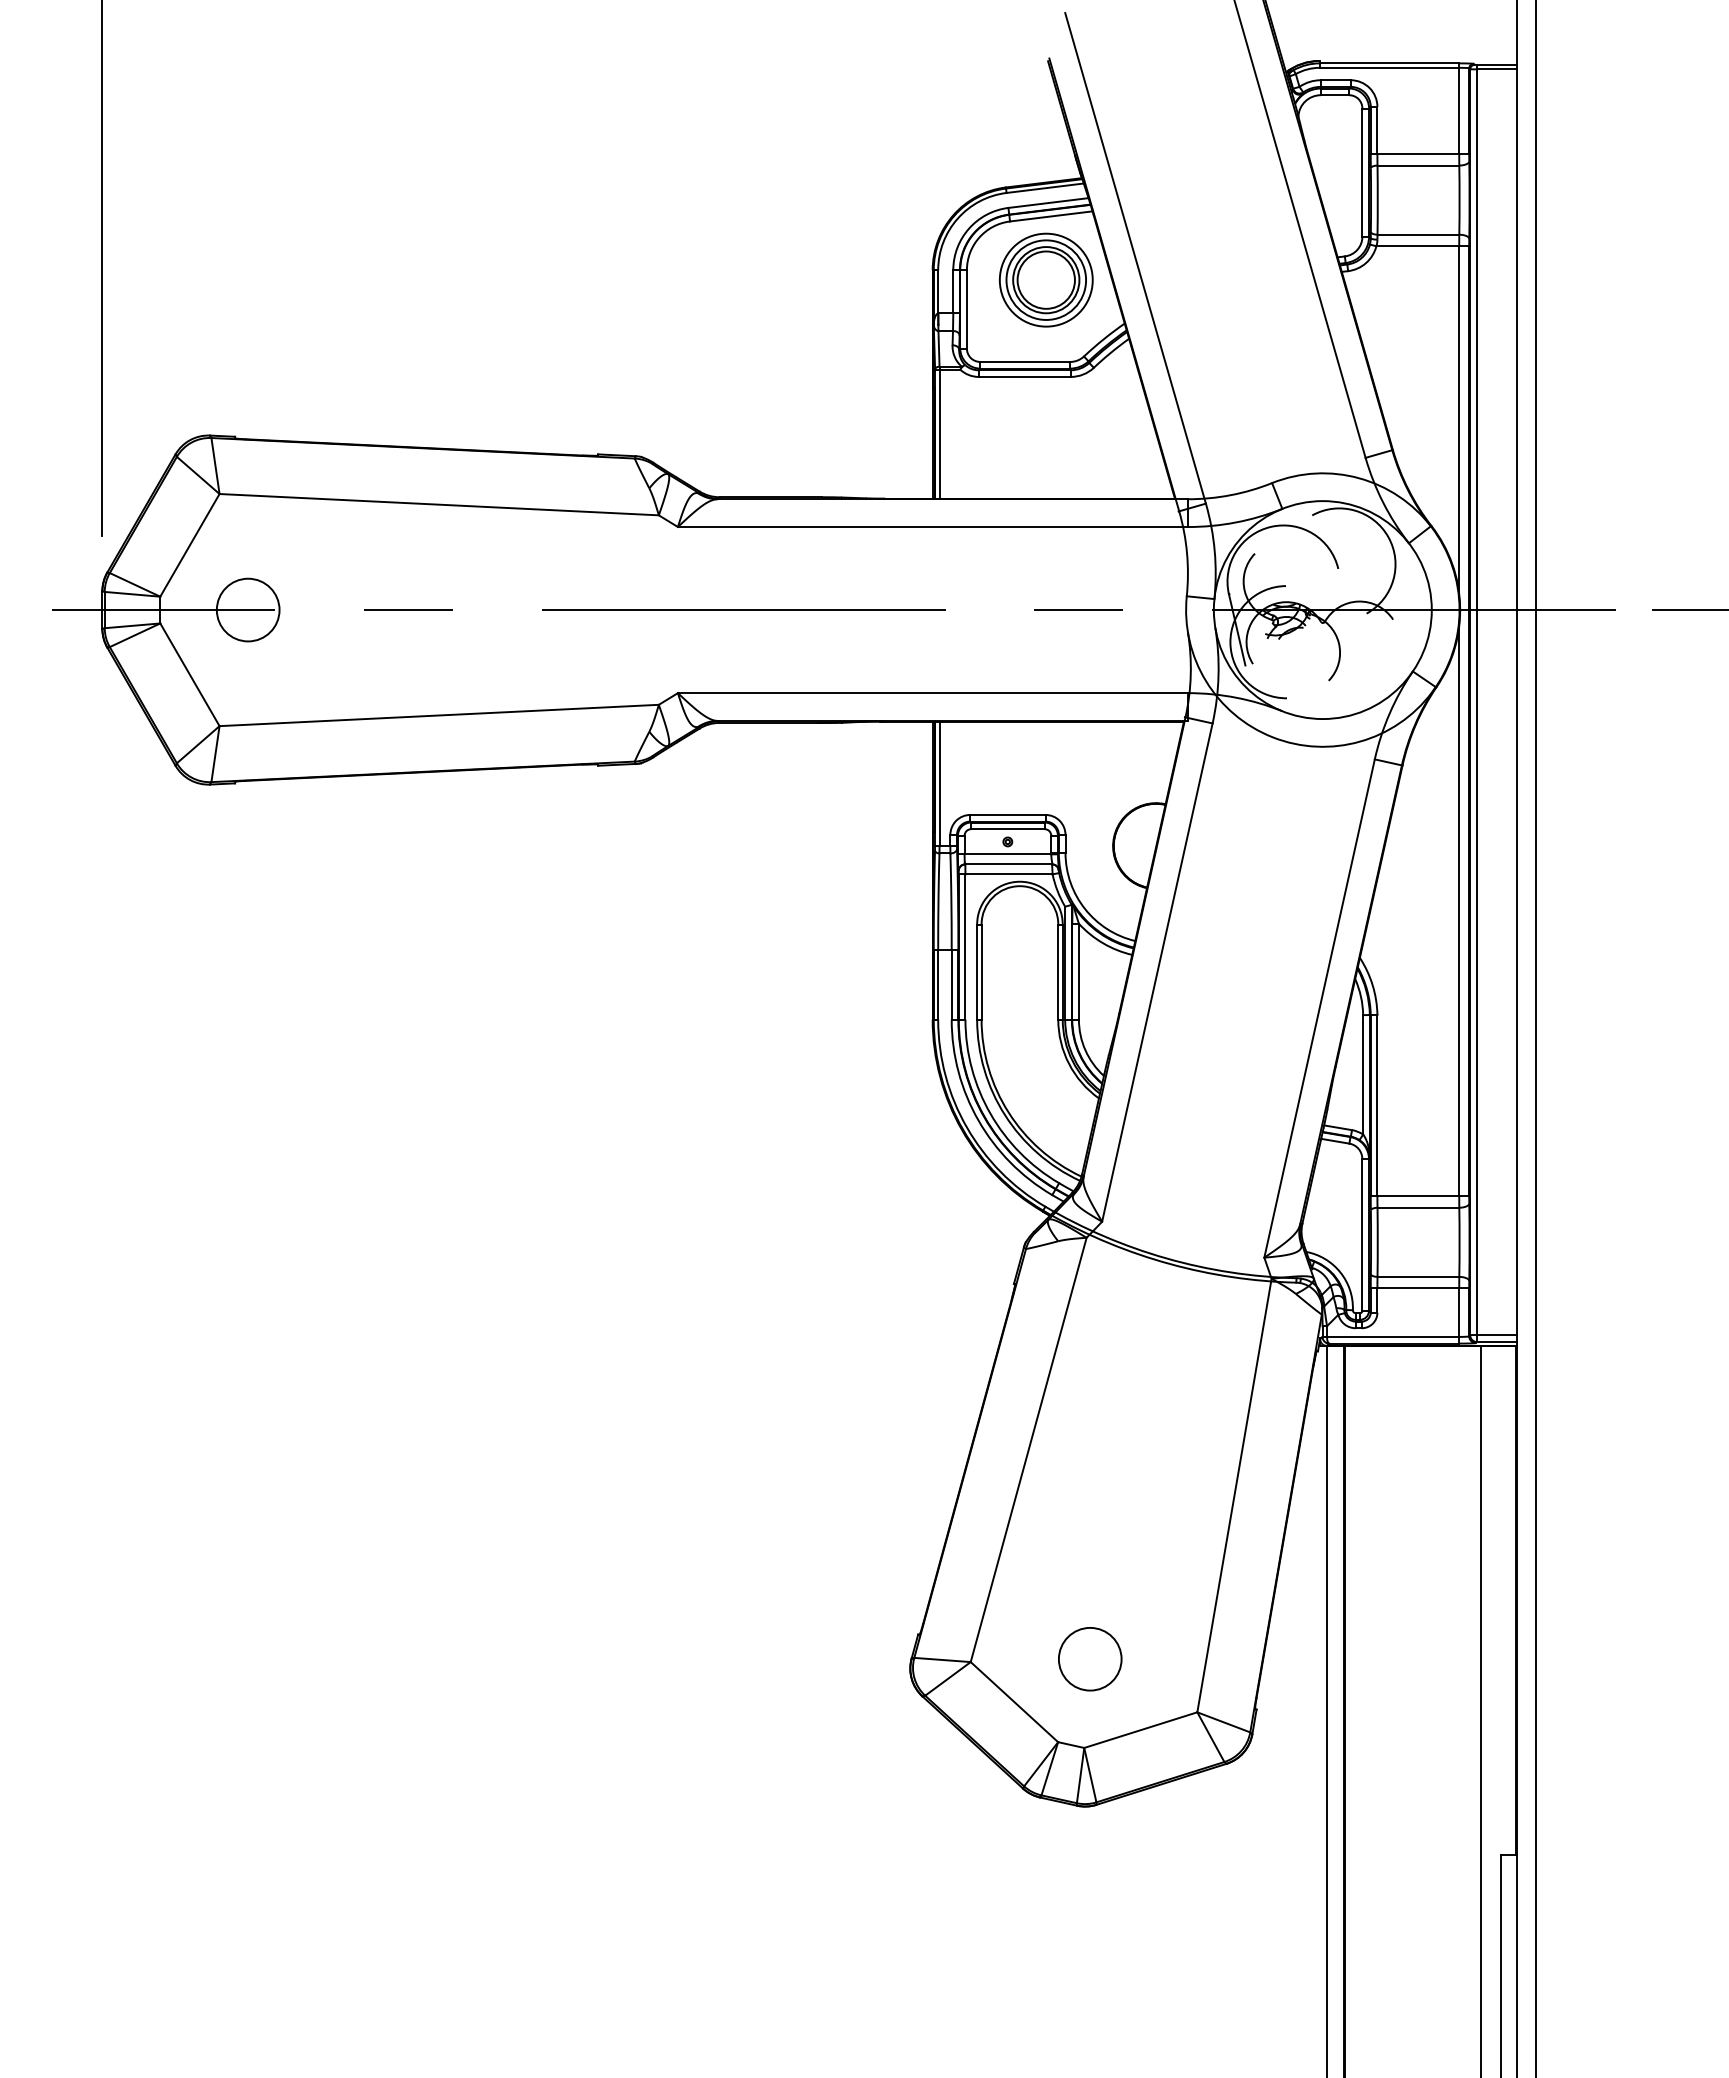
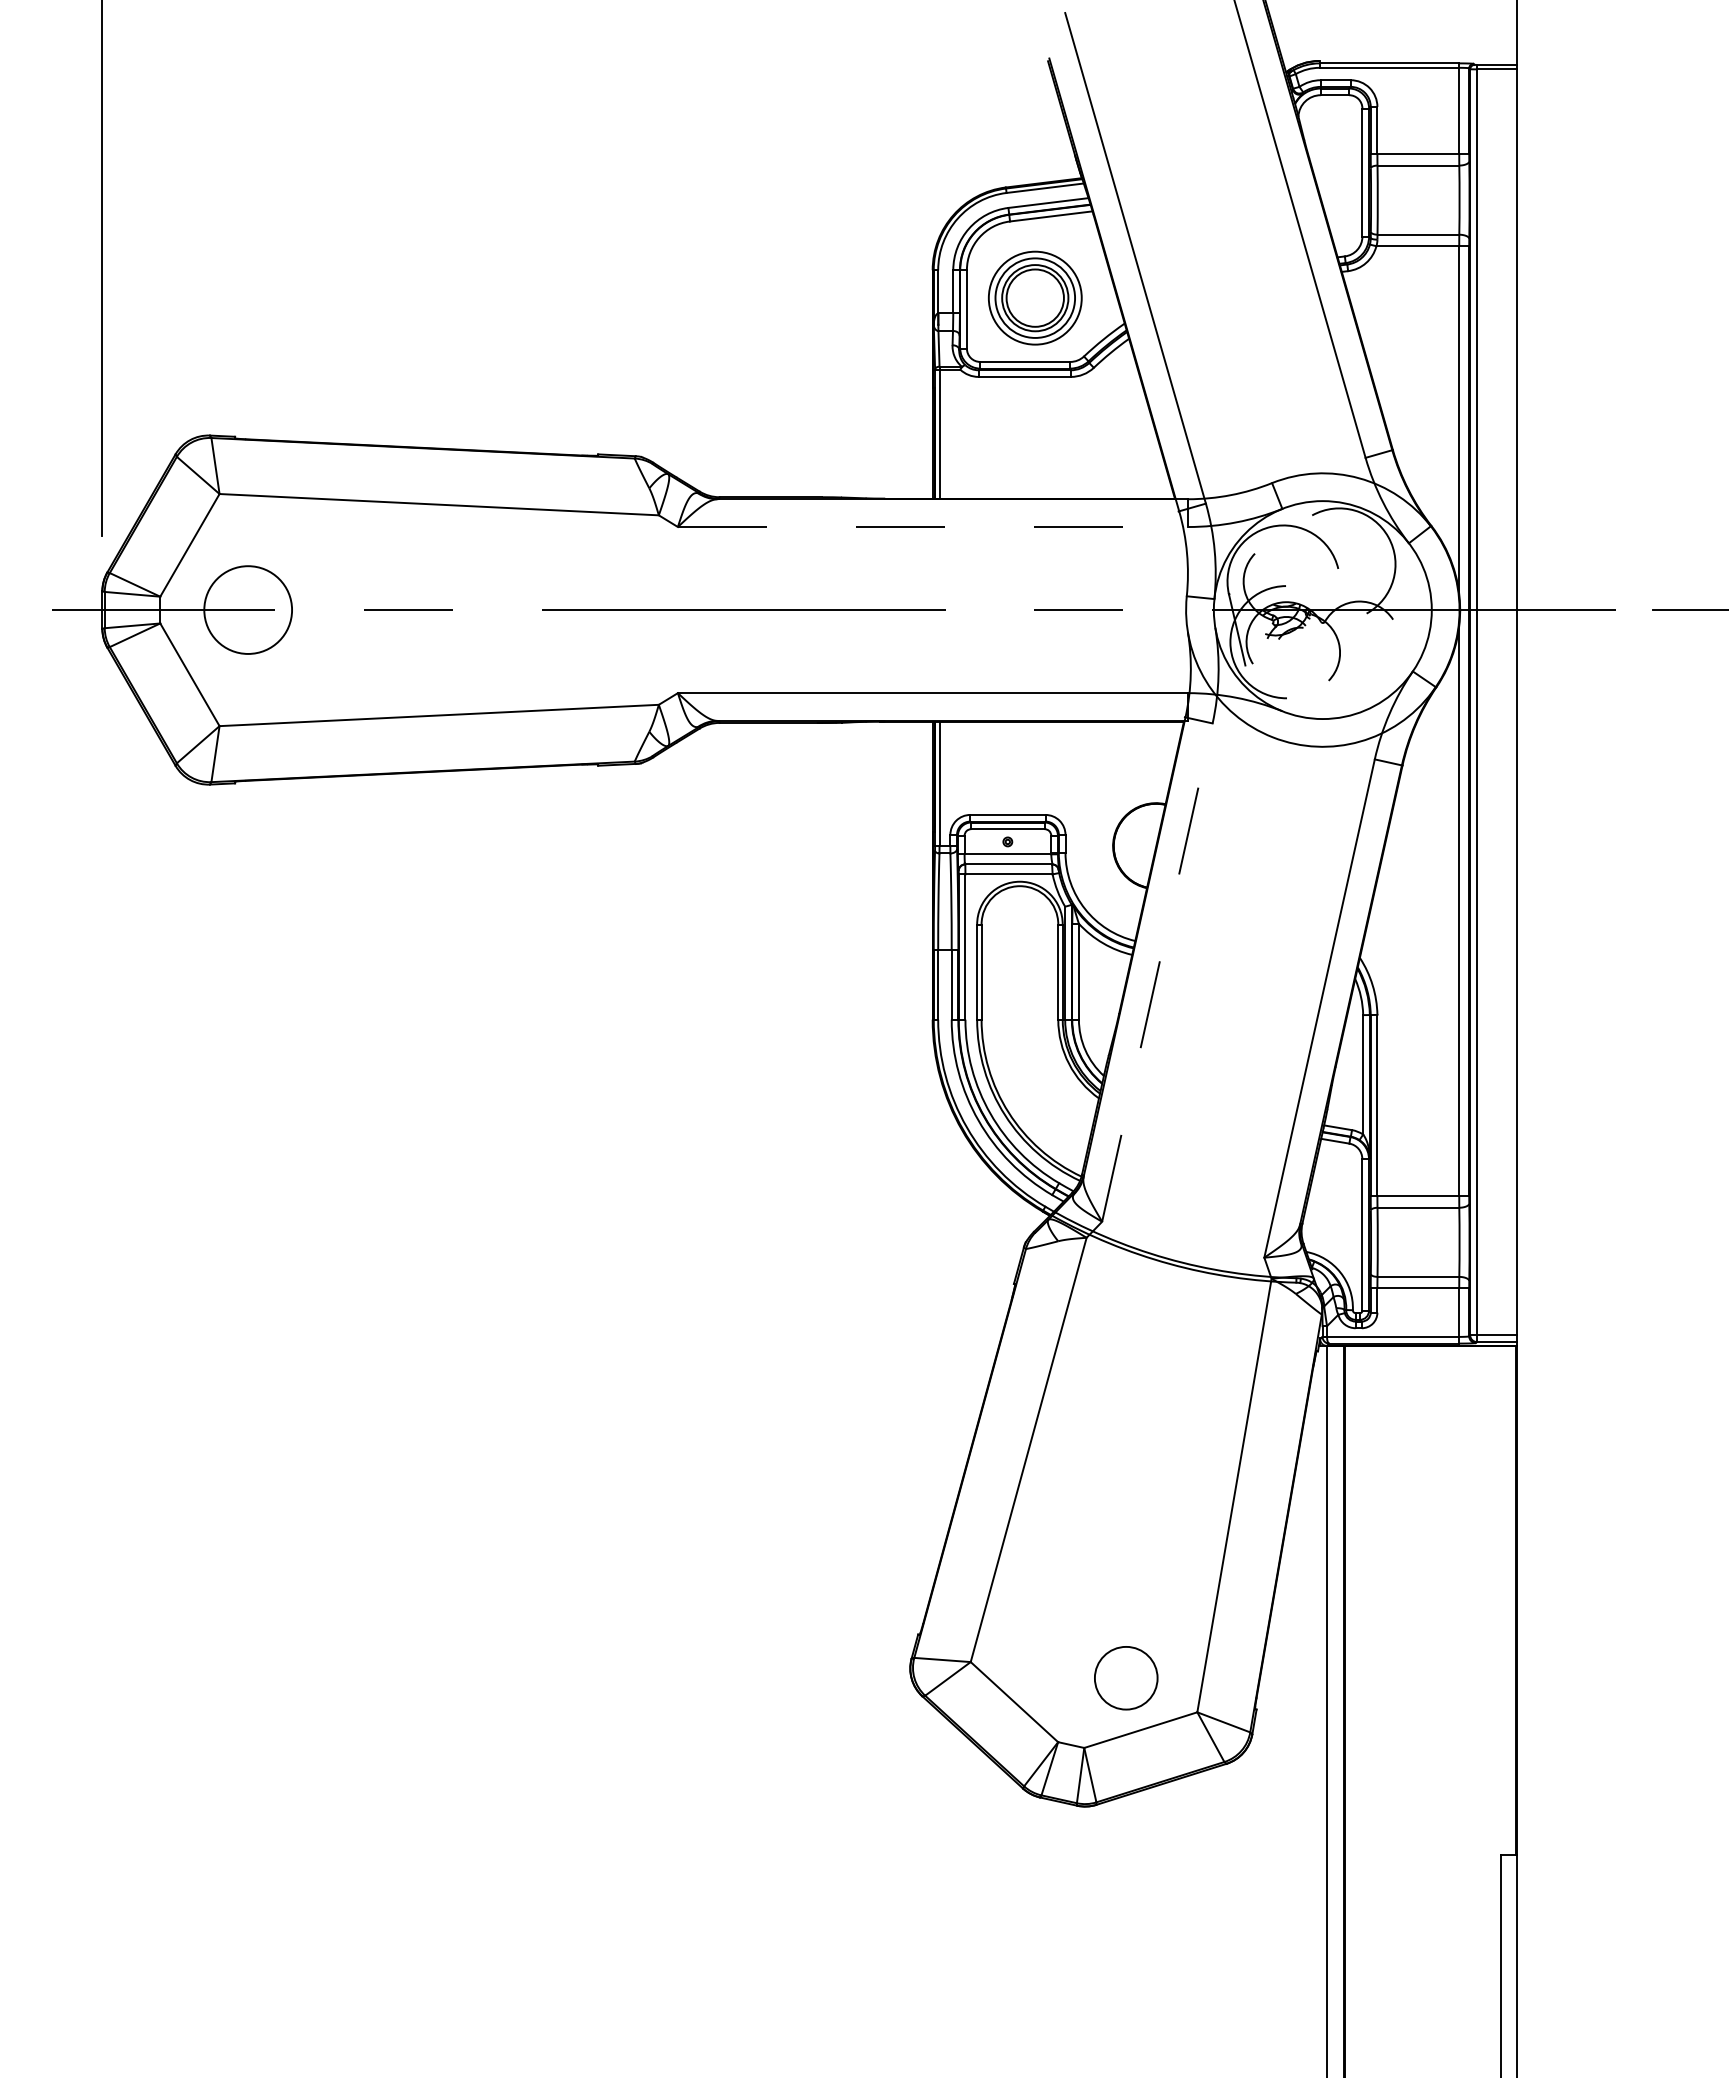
part position: (1045, 279) -> (1034, 297) (1034, 297)
line: solid -> dashed (933, 527)
circle diameter: 63 px -> 88 px (248, 609)
line: solid -> dashed (1157, 972)
line: present -> none (1535, 1038)
circle position: (1090, 1659) -> (1126, 1678) (1126, 1678)
line: present -> none (1480, 1709)
